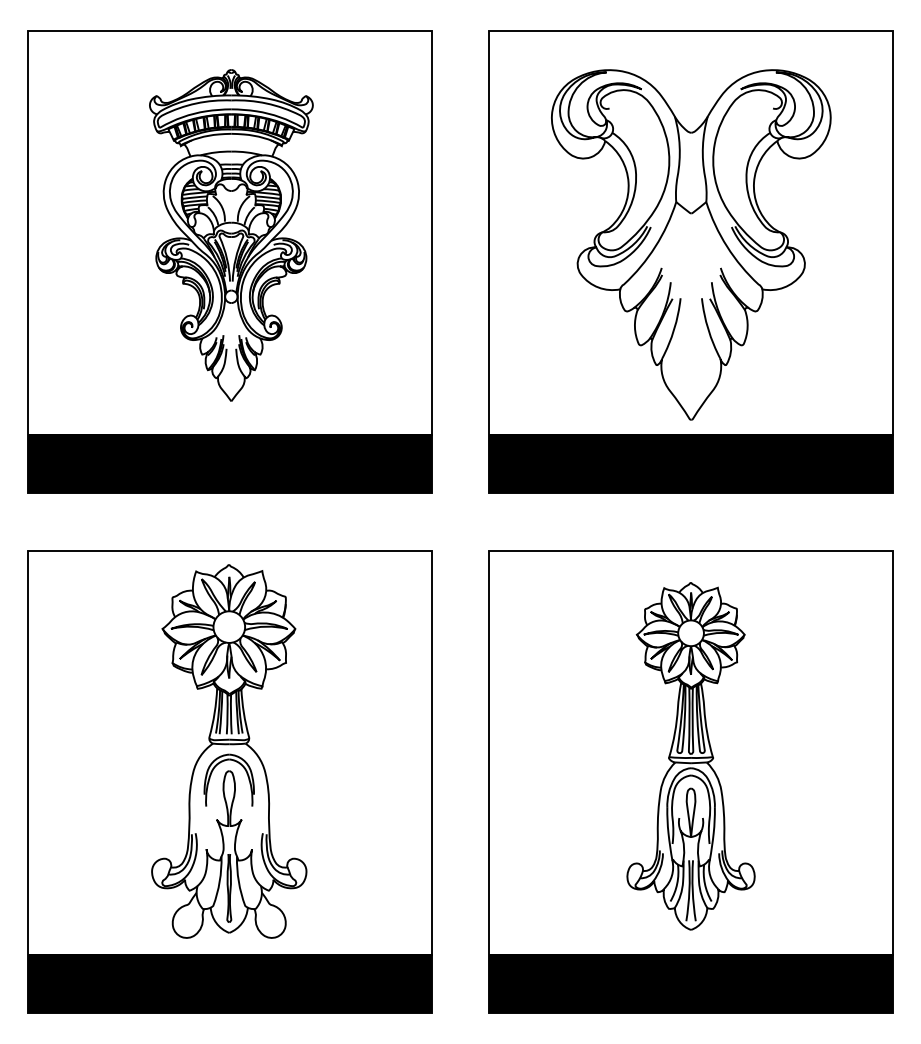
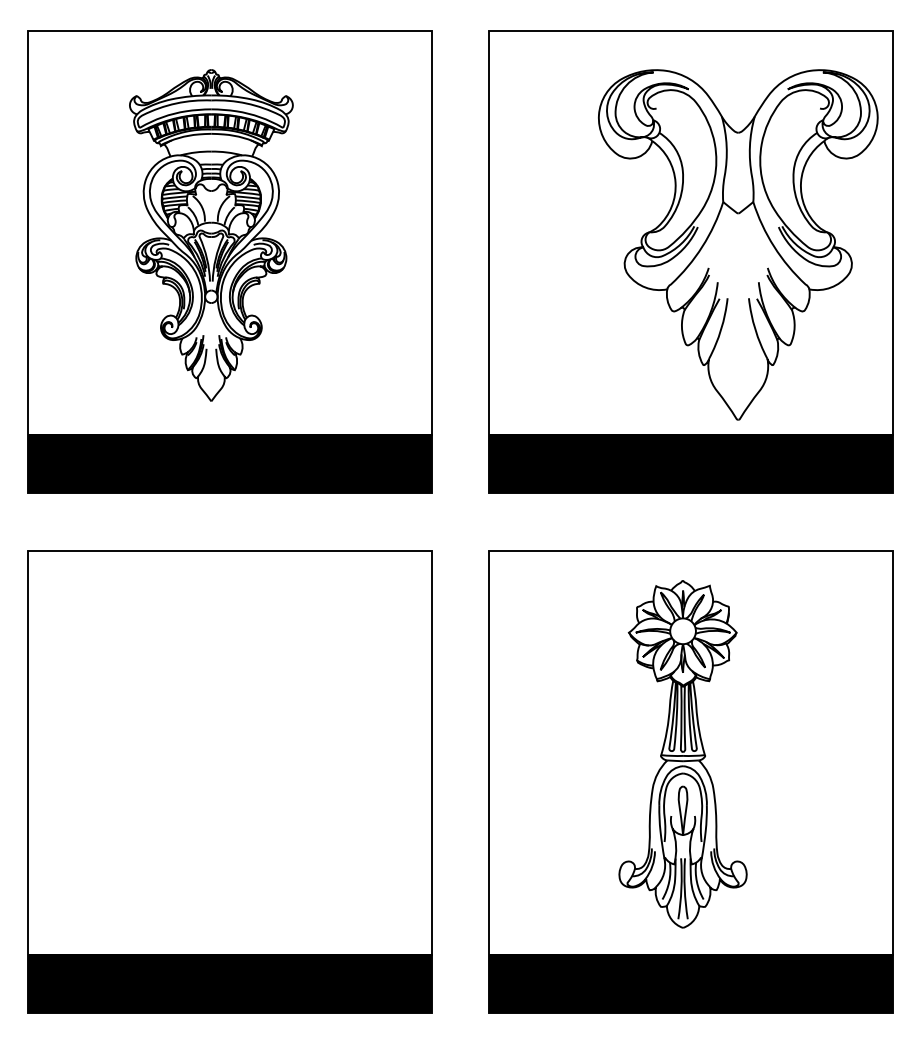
part position: (231, 235) -> (211, 235) (211, 235)
part position: (691, 244) -> (738, 244) (738, 244)
part: present -> none (229, 751)
part position: (690, 756) -> (682, 754) (682, 754)
